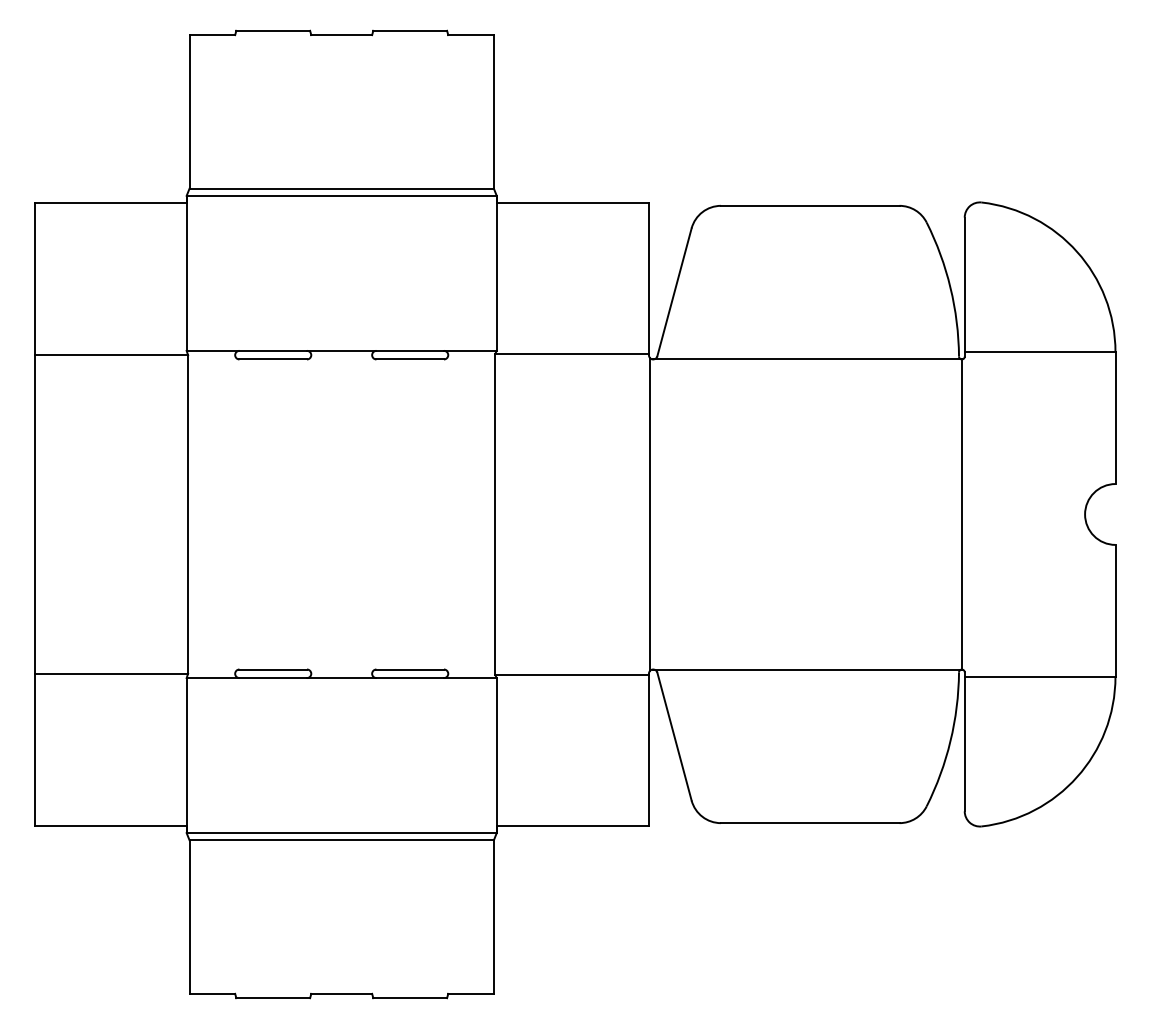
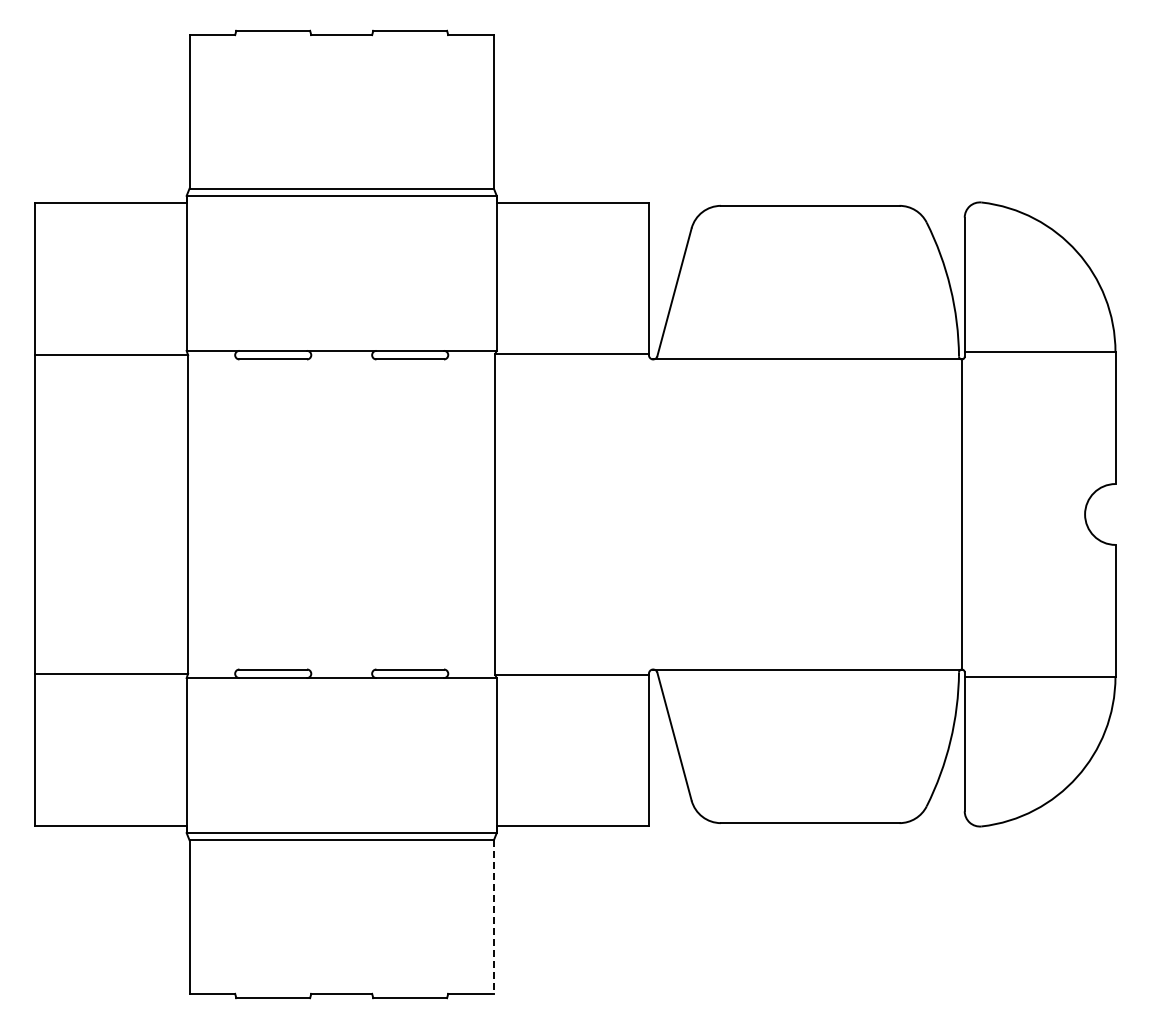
line: present -> none (650, 514)
line: solid -> dashed (493, 917)
